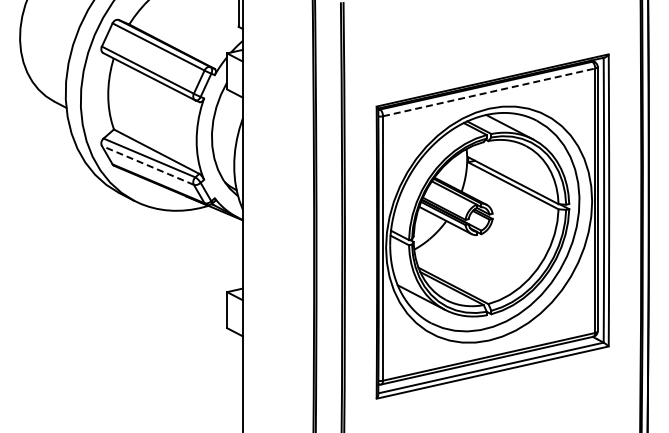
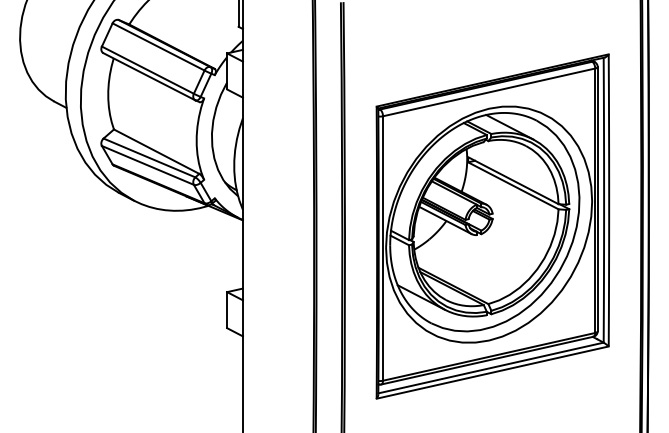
line: dashed -> solid (489, 92)
line: dashed -> solid (147, 165)
